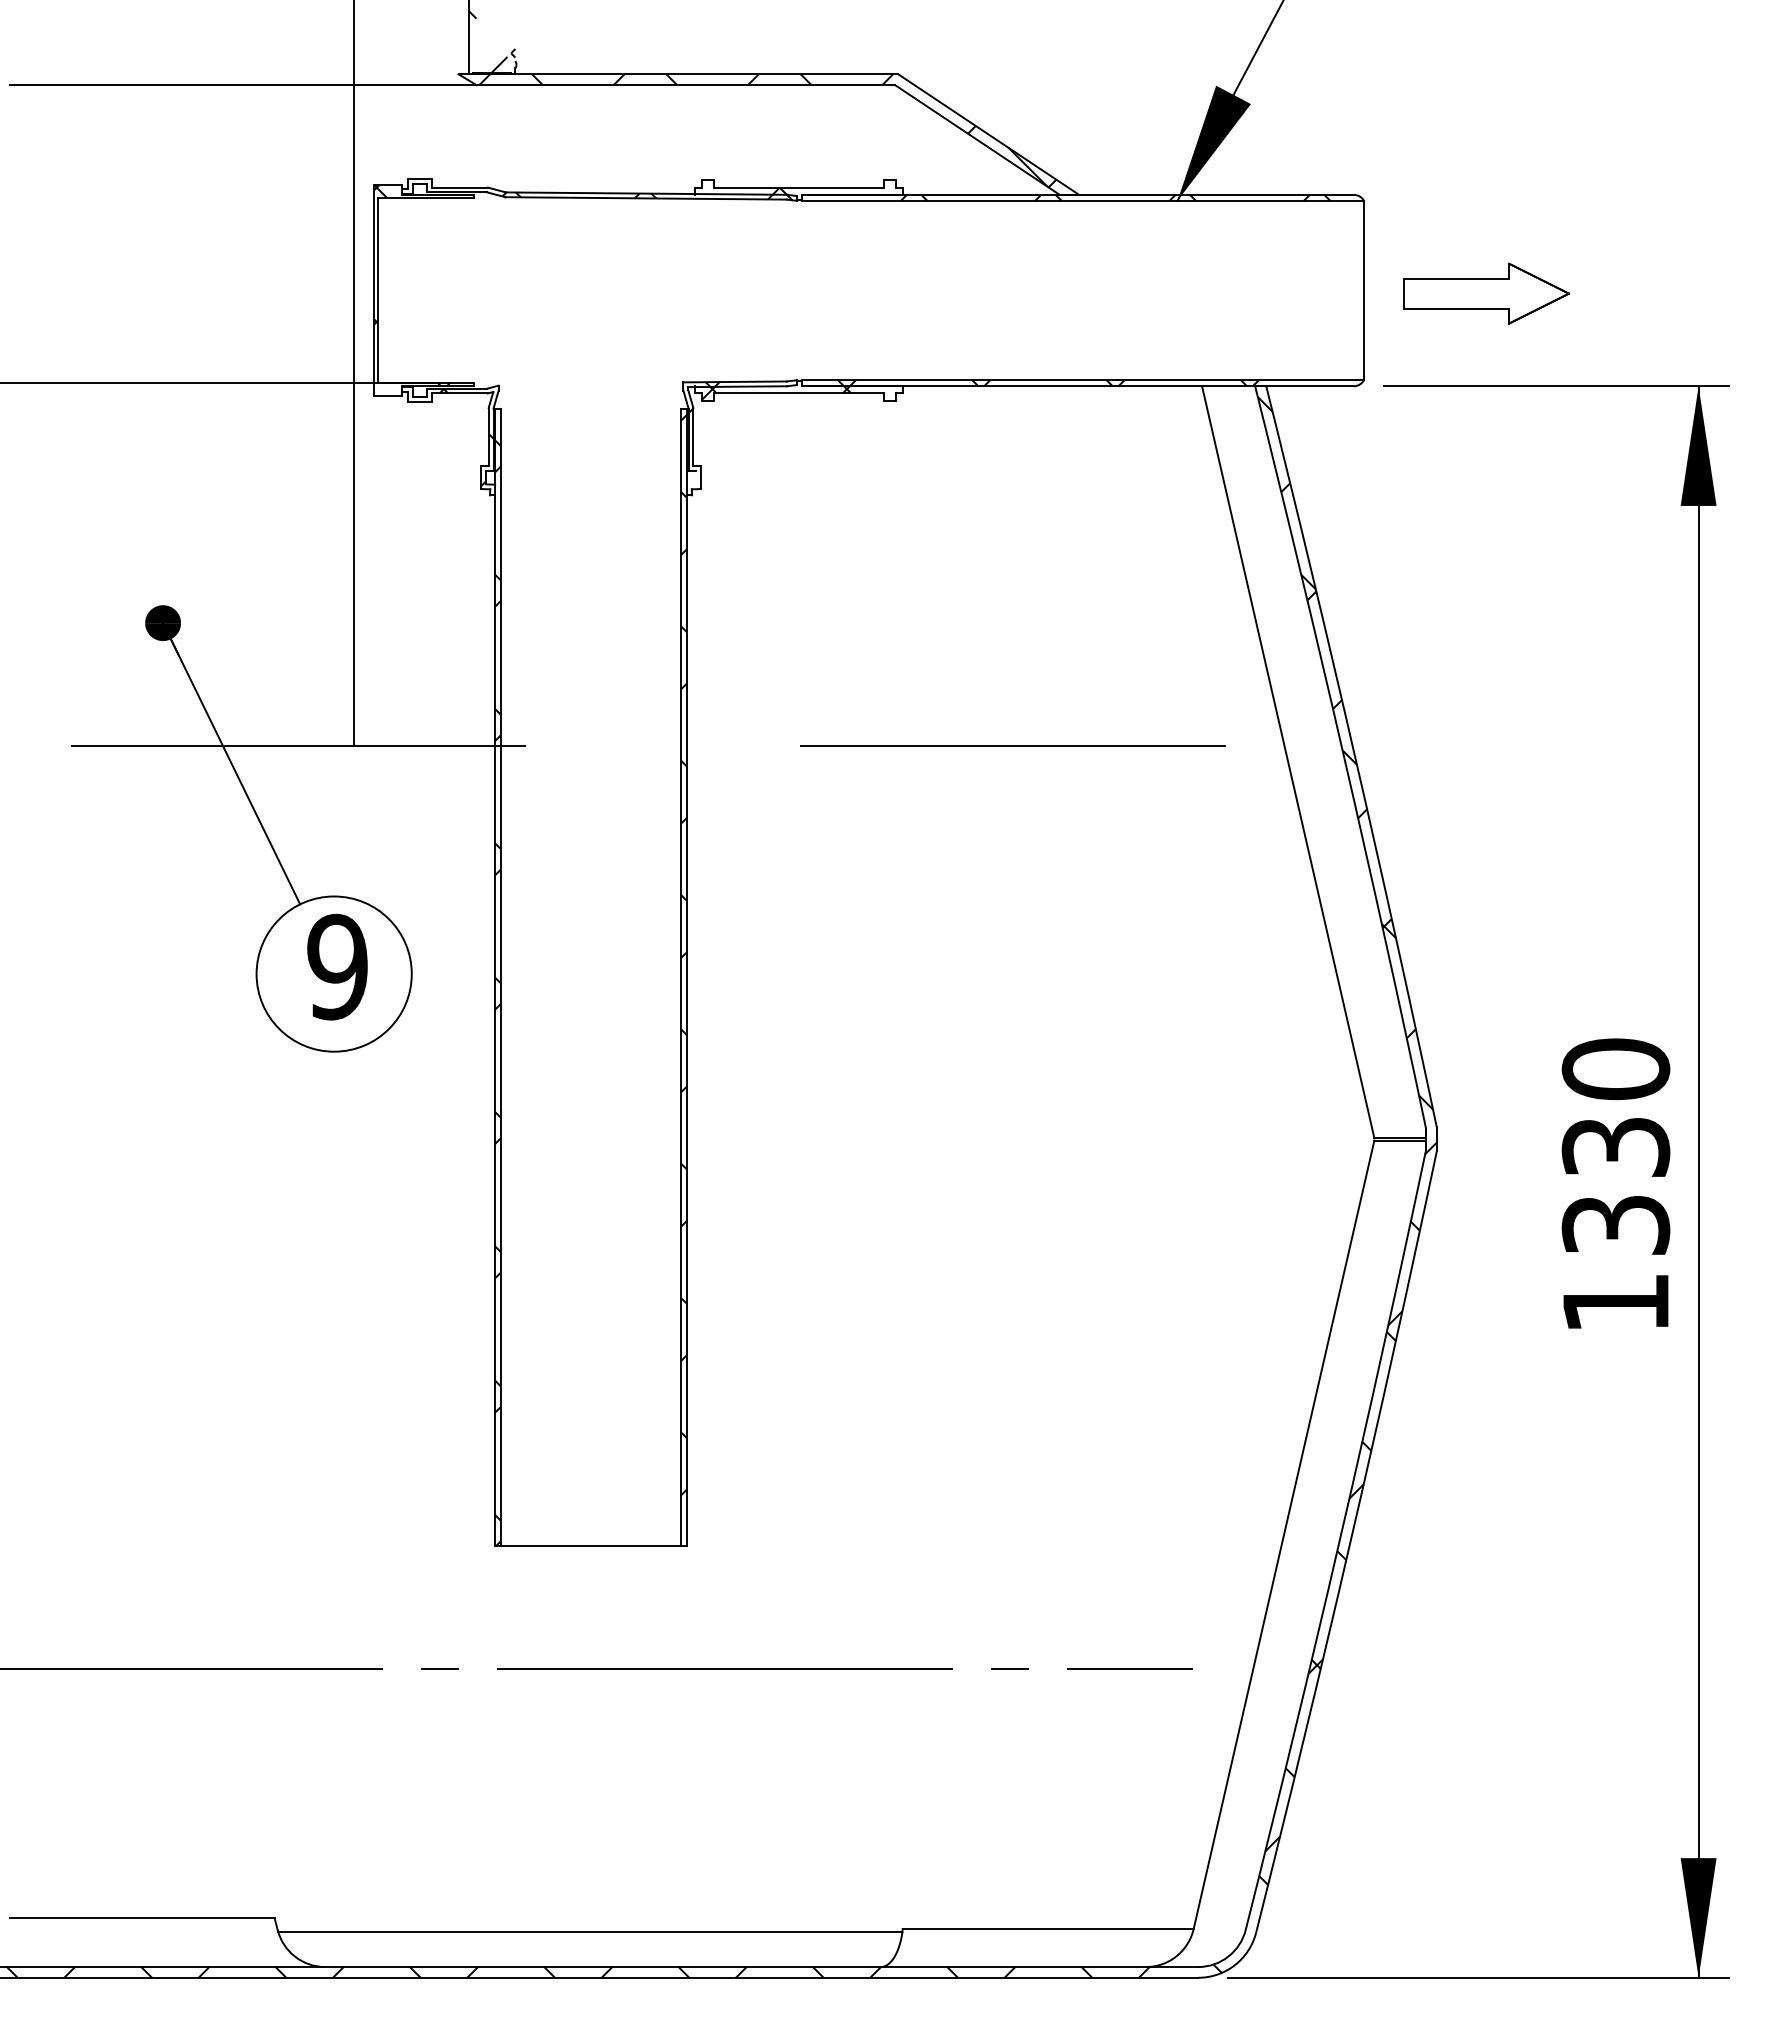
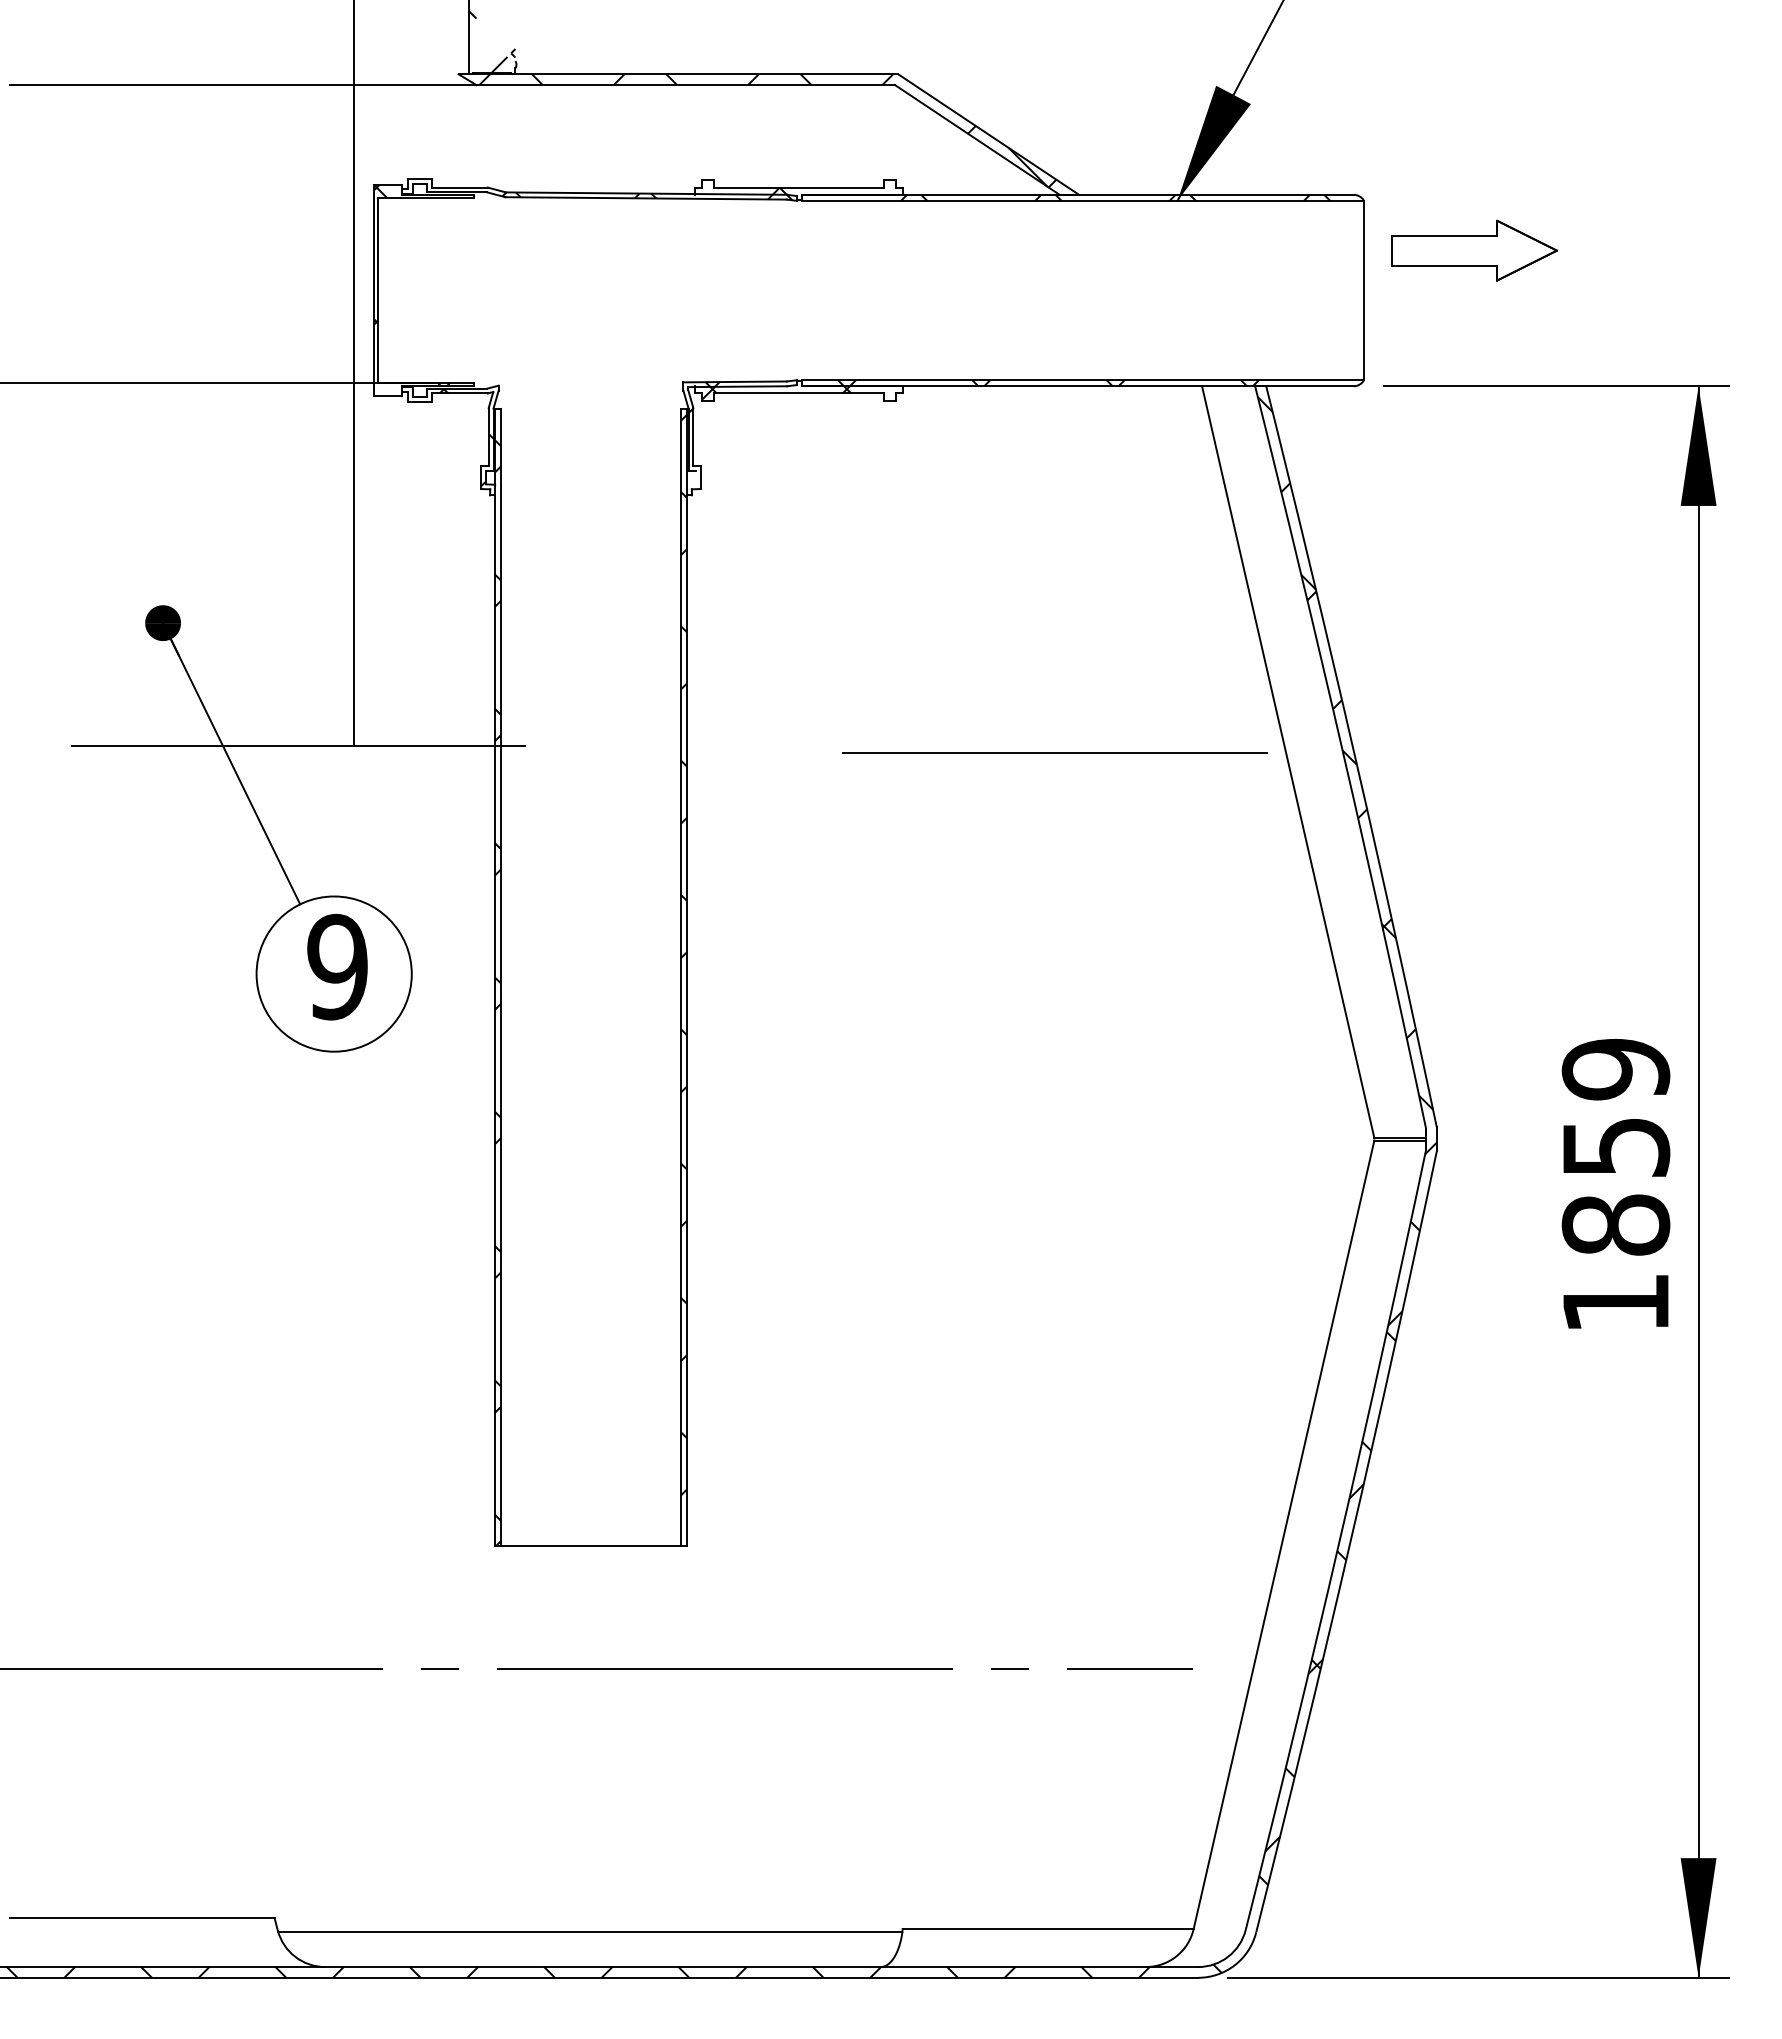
part position: (1486, 293) -> (1474, 250) (1474, 250)
line position: (1012, 745) -> (1054, 752) (1054, 752)
text: 1330 -> 1859 (1615, 1146)
